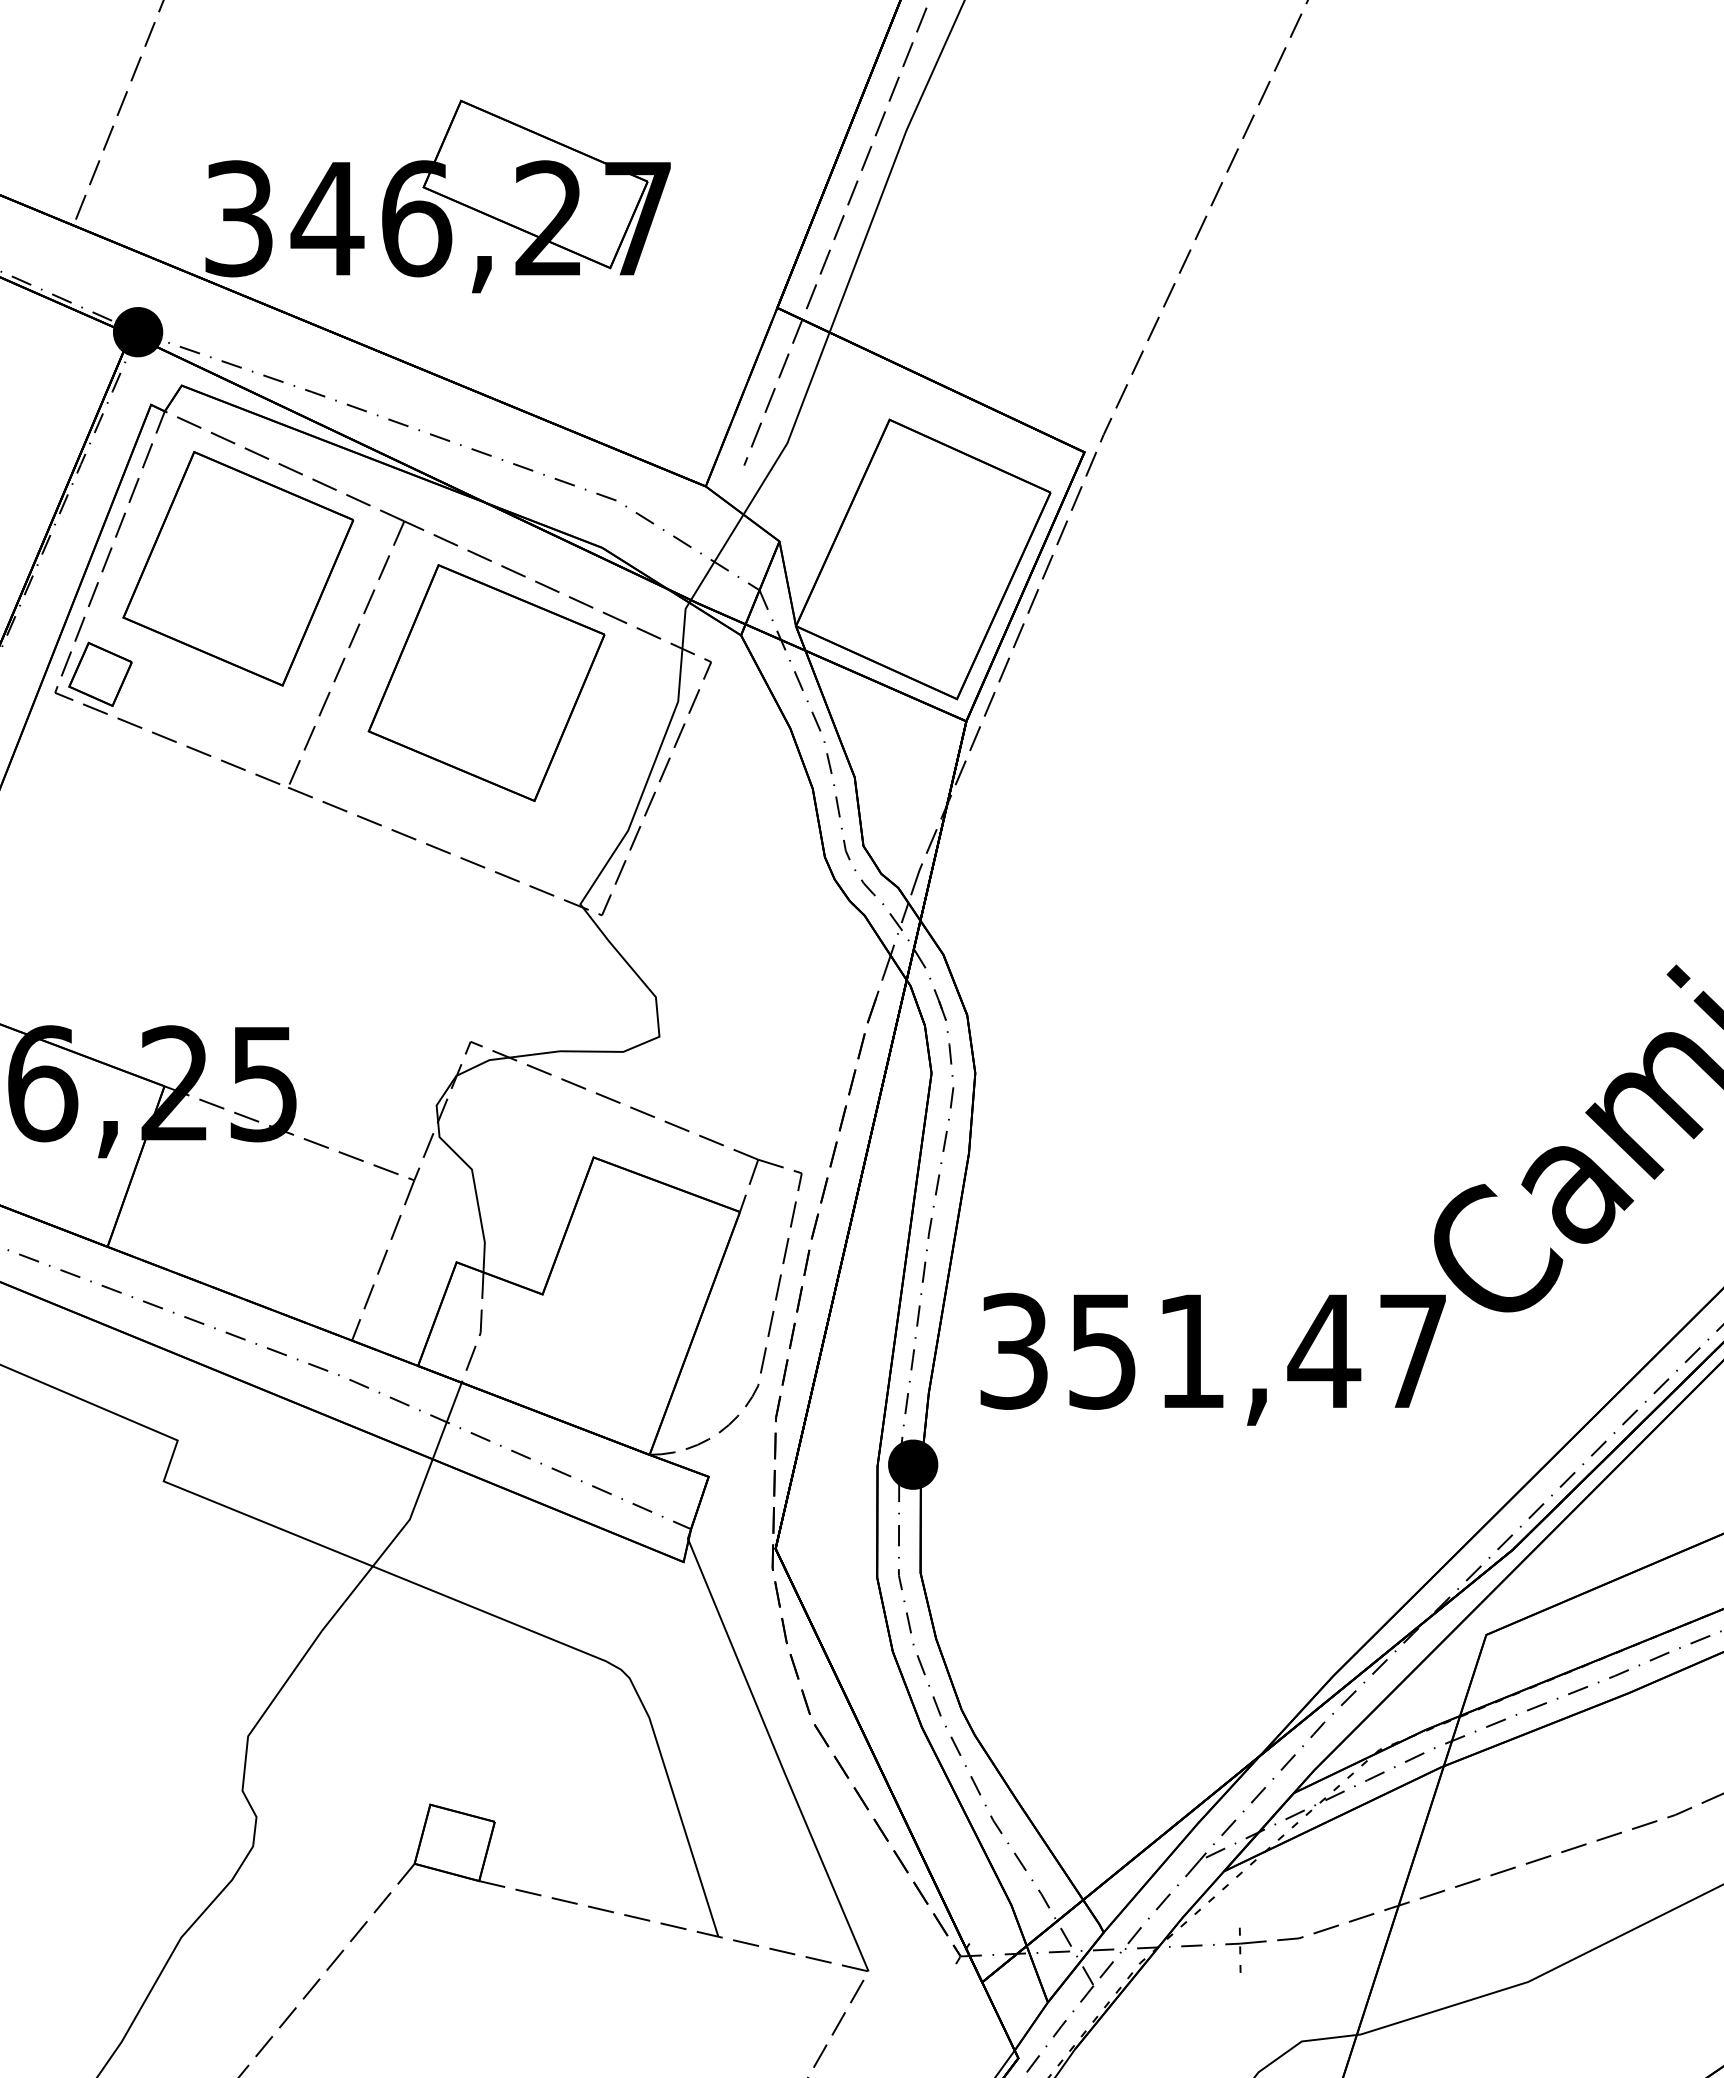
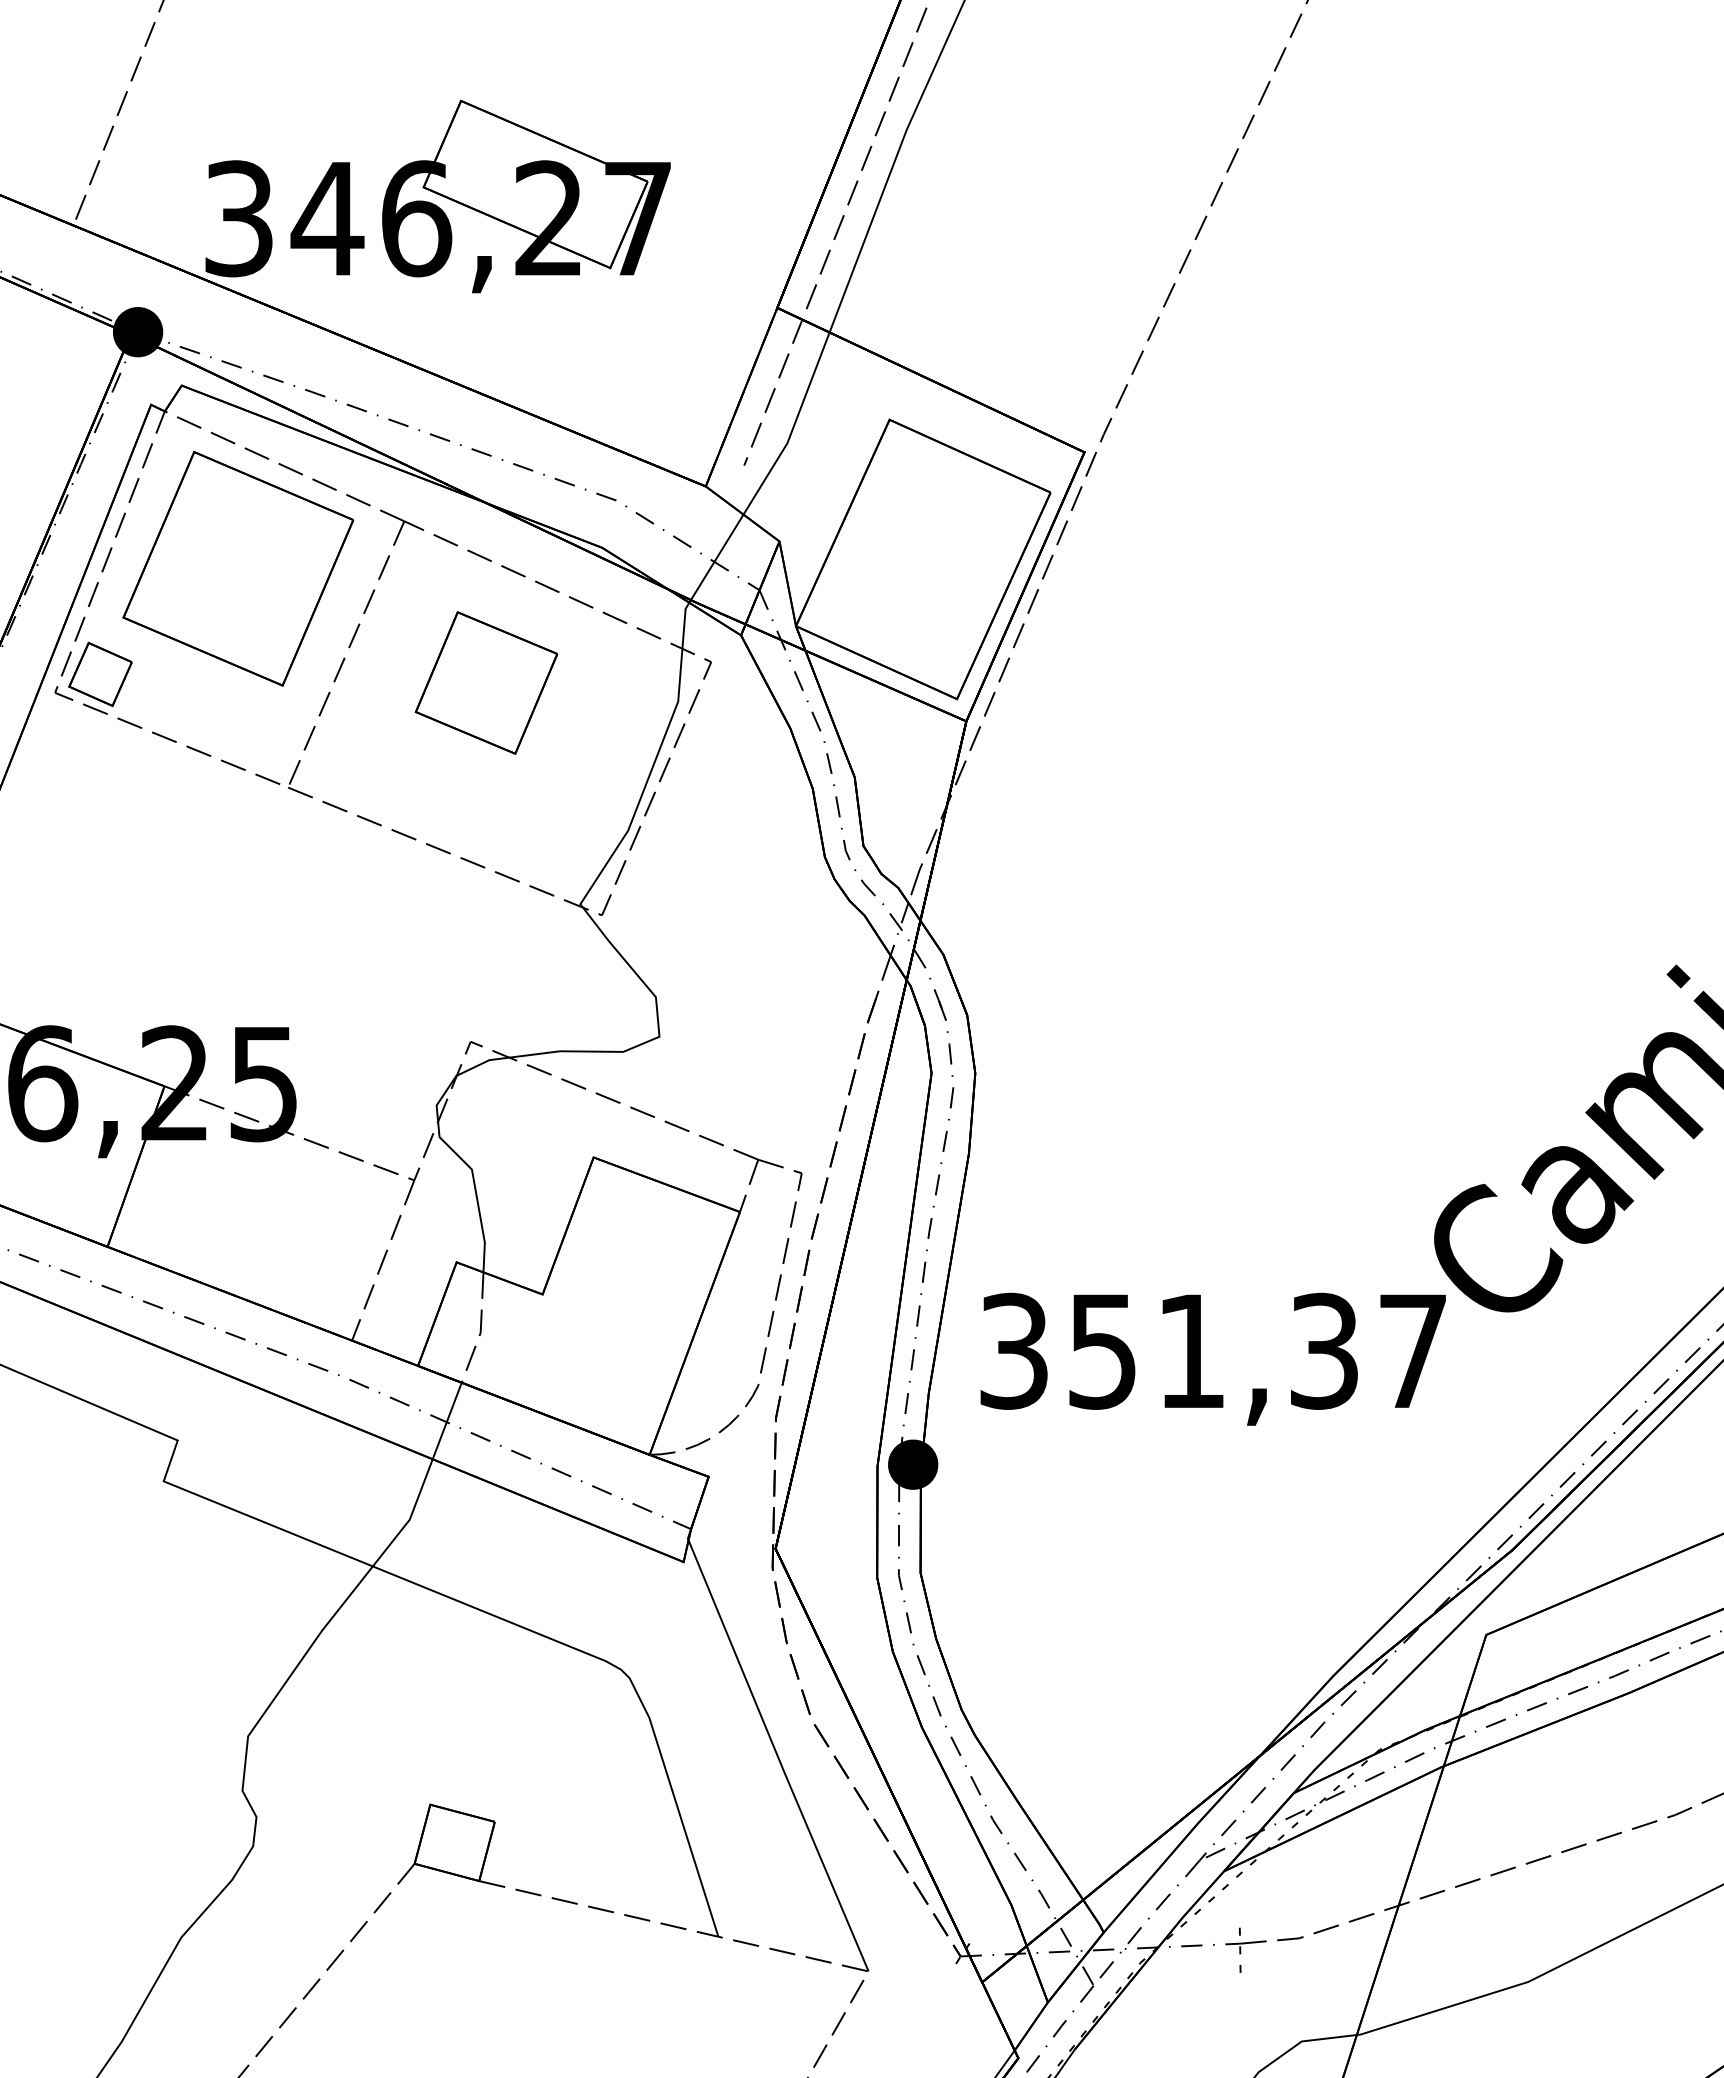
part size: 239x238 px -> 145x144 px (486, 682)
text: 351,47 -> 351,37 (1324, 1350)
